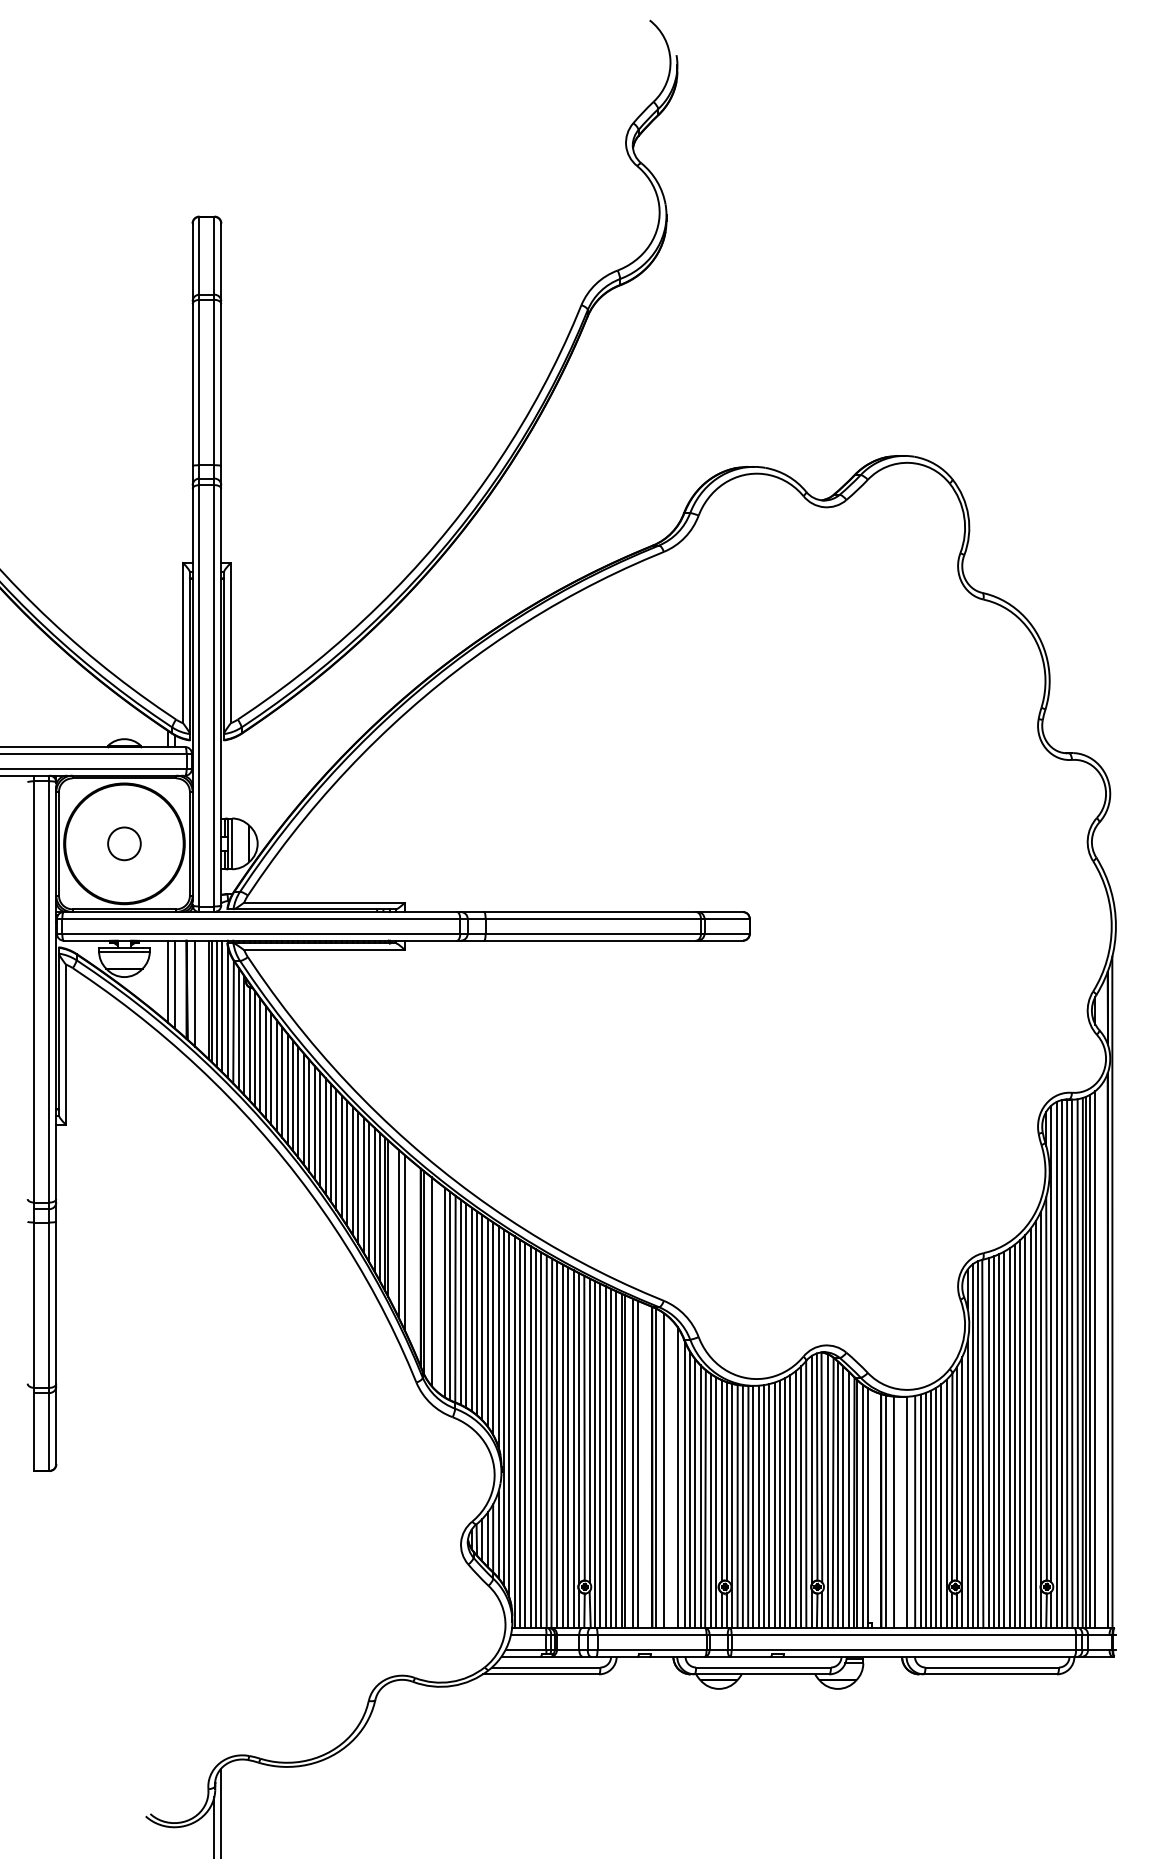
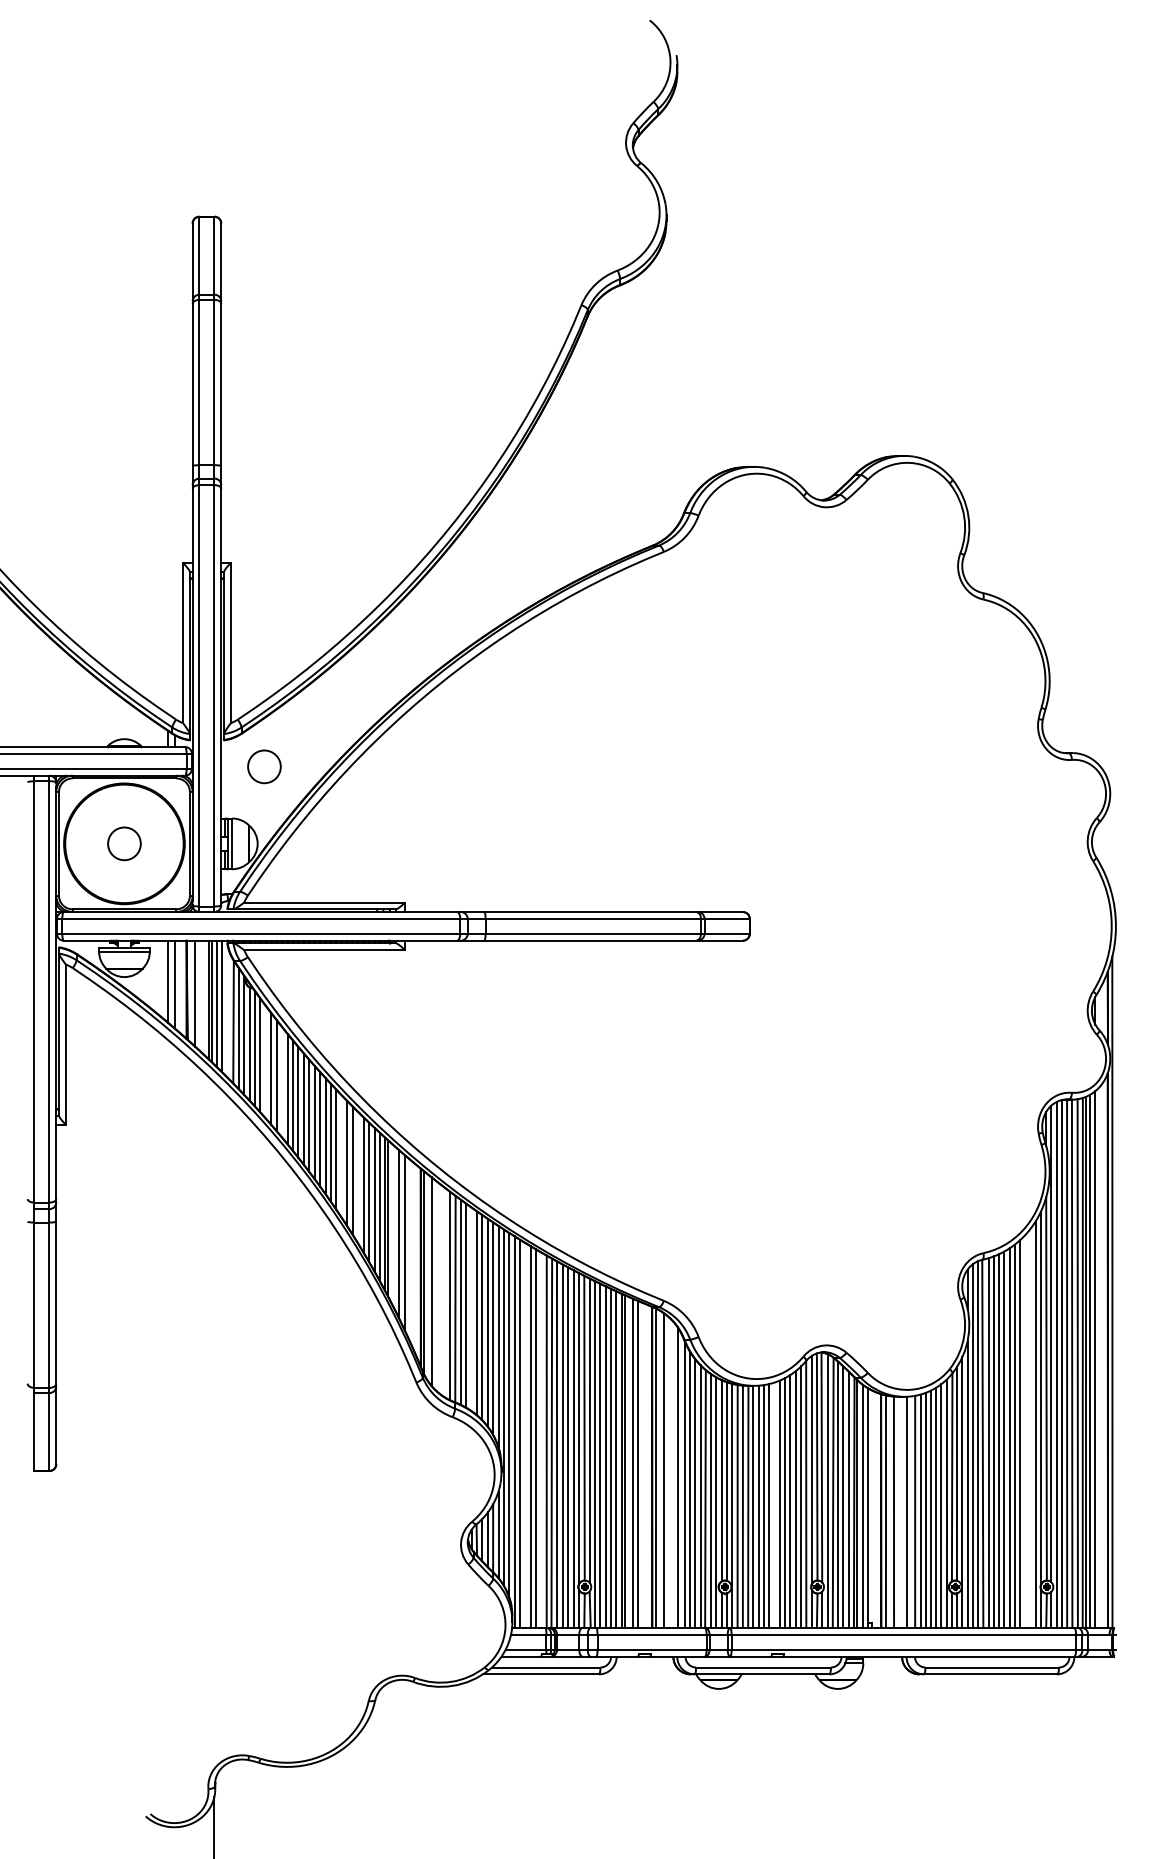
circle: none -> present (264, 766)
line: present -> none (227, 1011)
line: present -> none (265, 1062)
line: present -> none (282, 1082)
line: present -> none (341, 1156)
line: present -> none (358, 1177)
line: present -> none (444, 1292)
line: present -> none (471, 1309)
line: present -> none (1030, 1427)
line: present -> none (1025, 1431)
line: present -> none (525, 1435)
line: present -> none (541, 1439)
line: present -> none (774, 1504)
line: present -> none (221, 1811)
